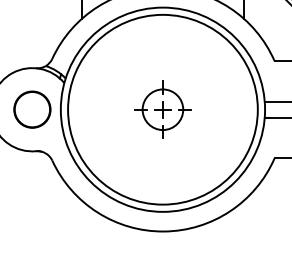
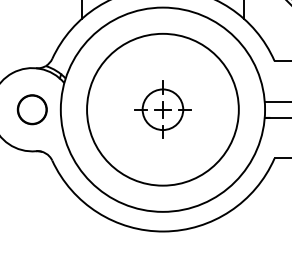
circle size: 39x39 px -> 32x32 px (31, 109)
circle diameter: 190 px -> 152 px (162, 109)
